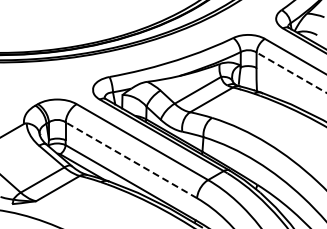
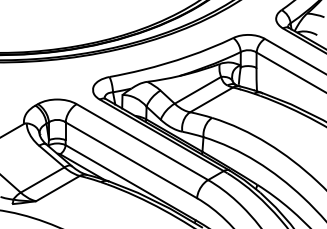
line: dashed -> solid (291, 72)
line: dashed -> solid (131, 160)
